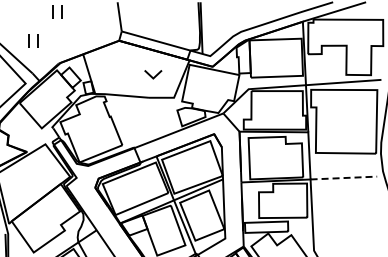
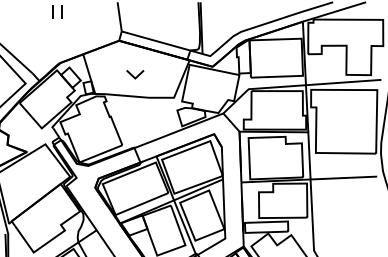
part: present -> none (33, 40)
part position: (153, 74) -> (135, 74) (135, 74)
line: dashed -> solid (344, 178)
